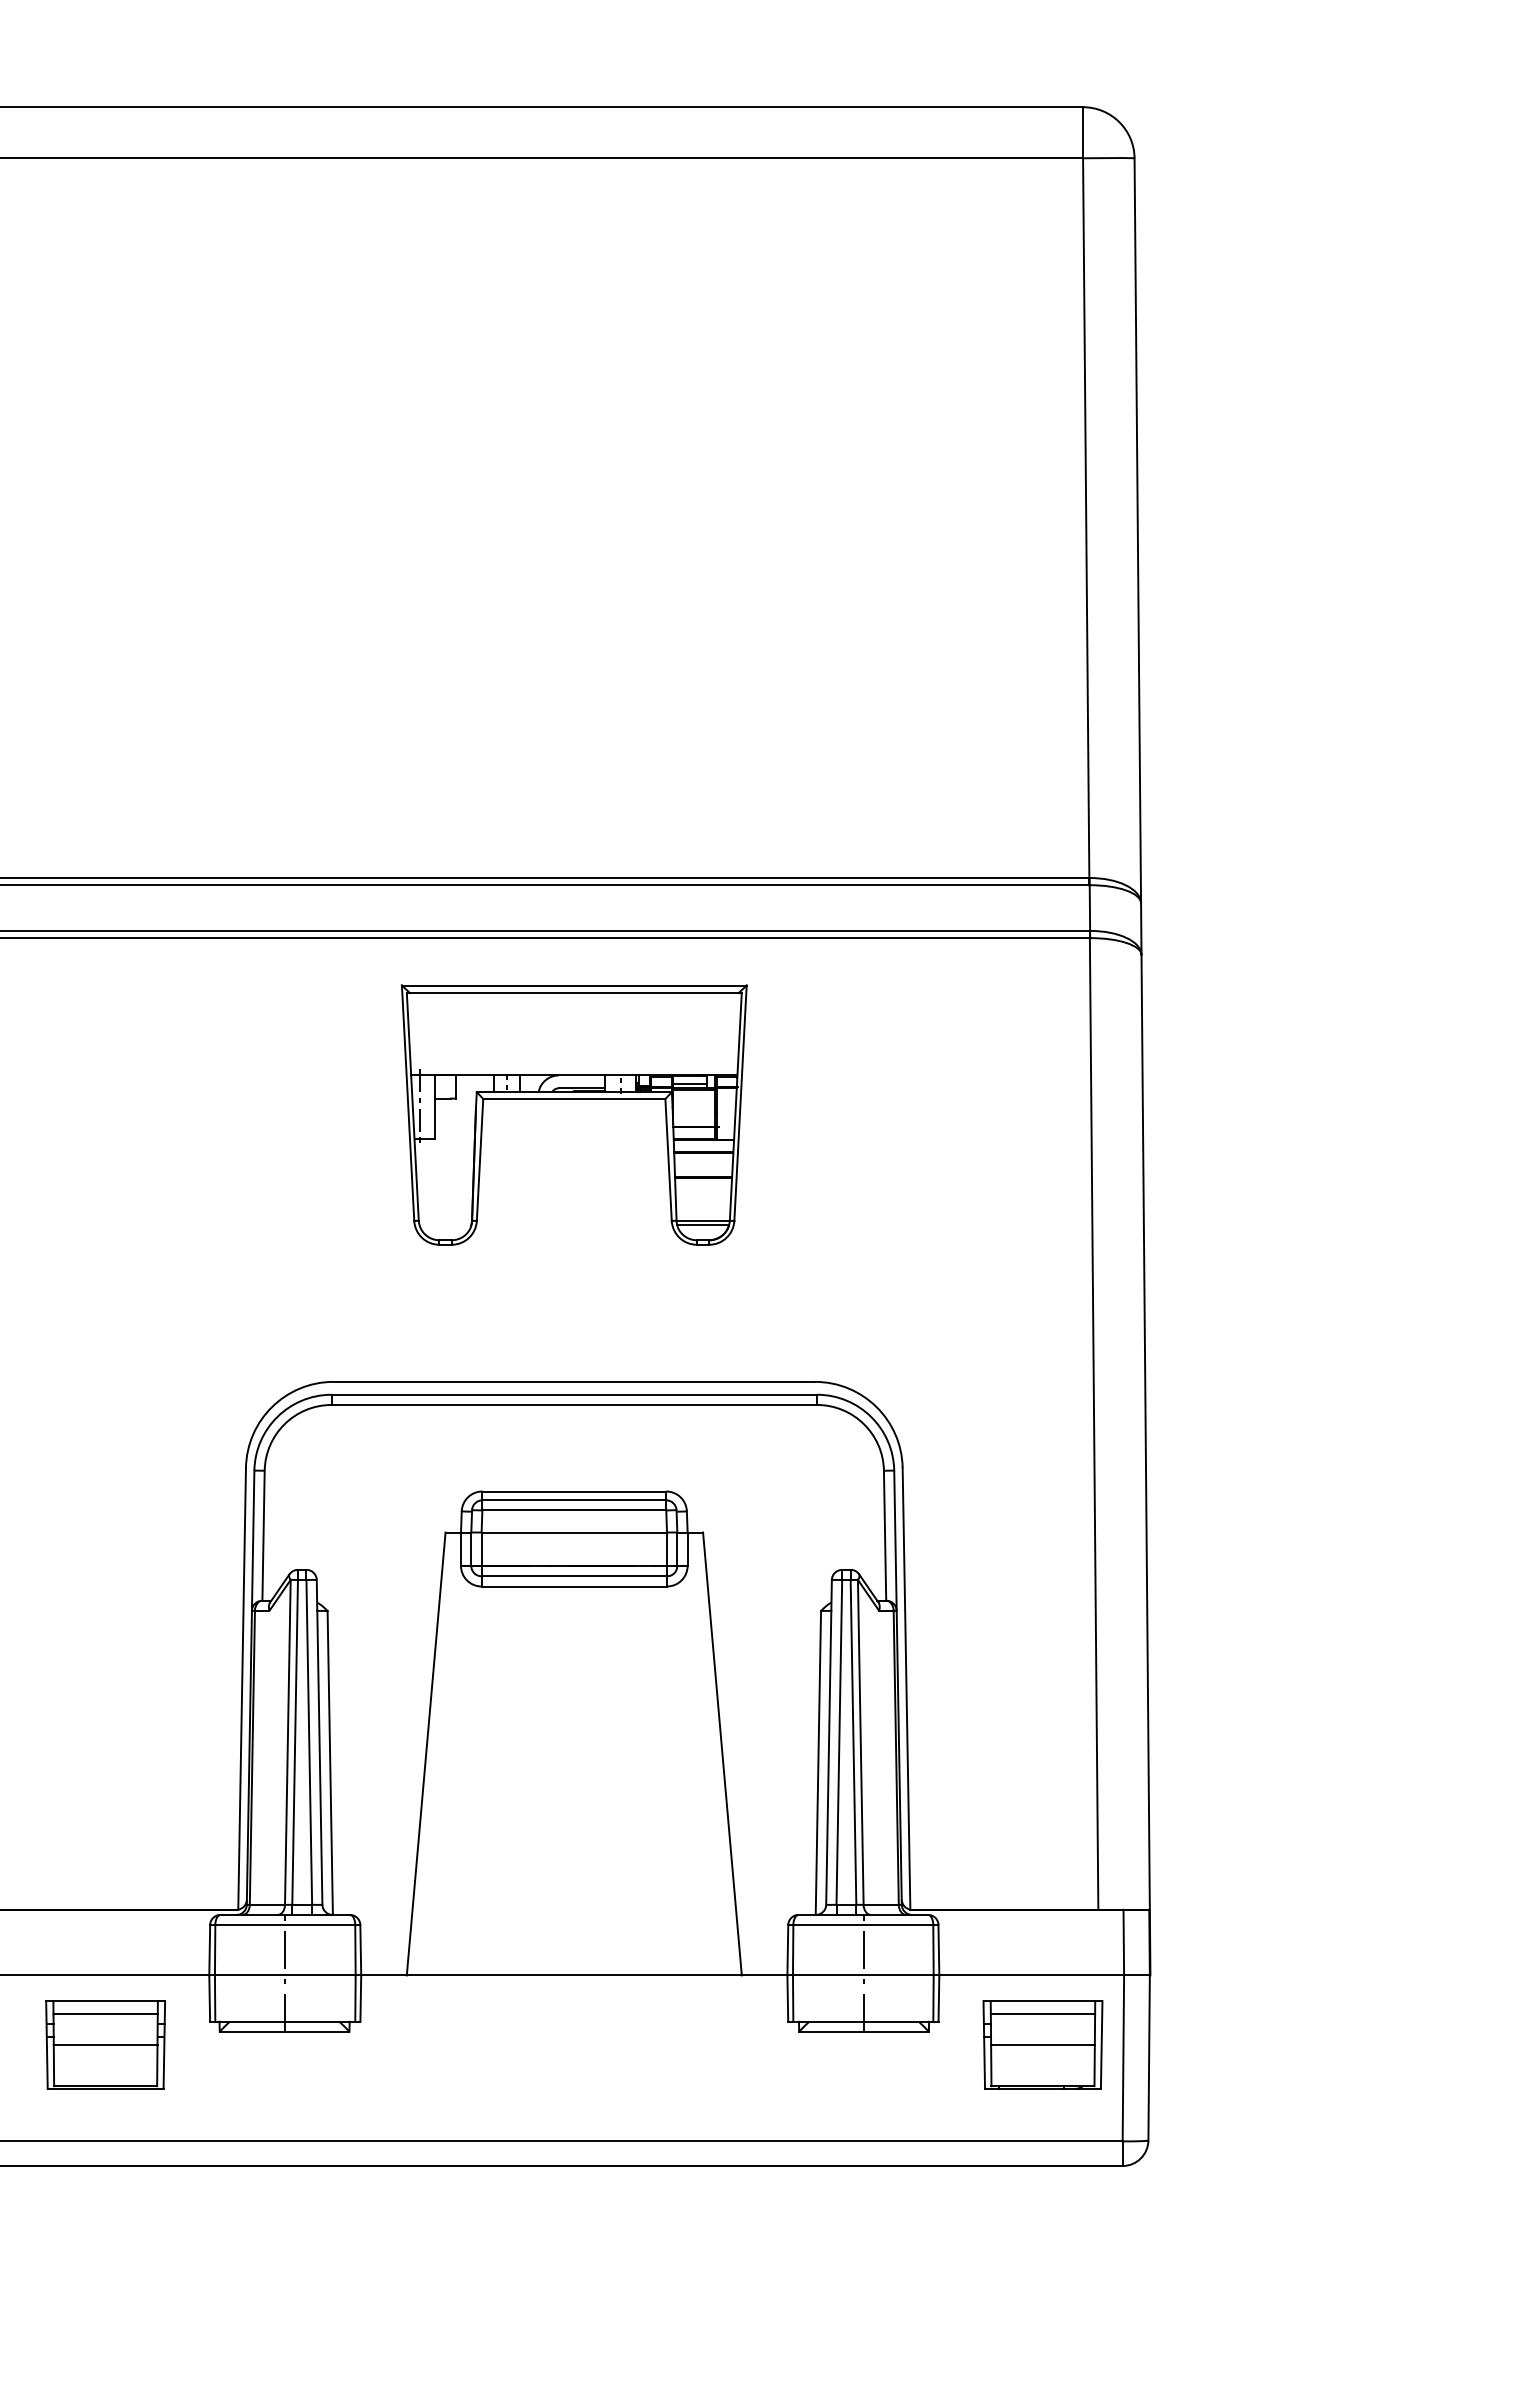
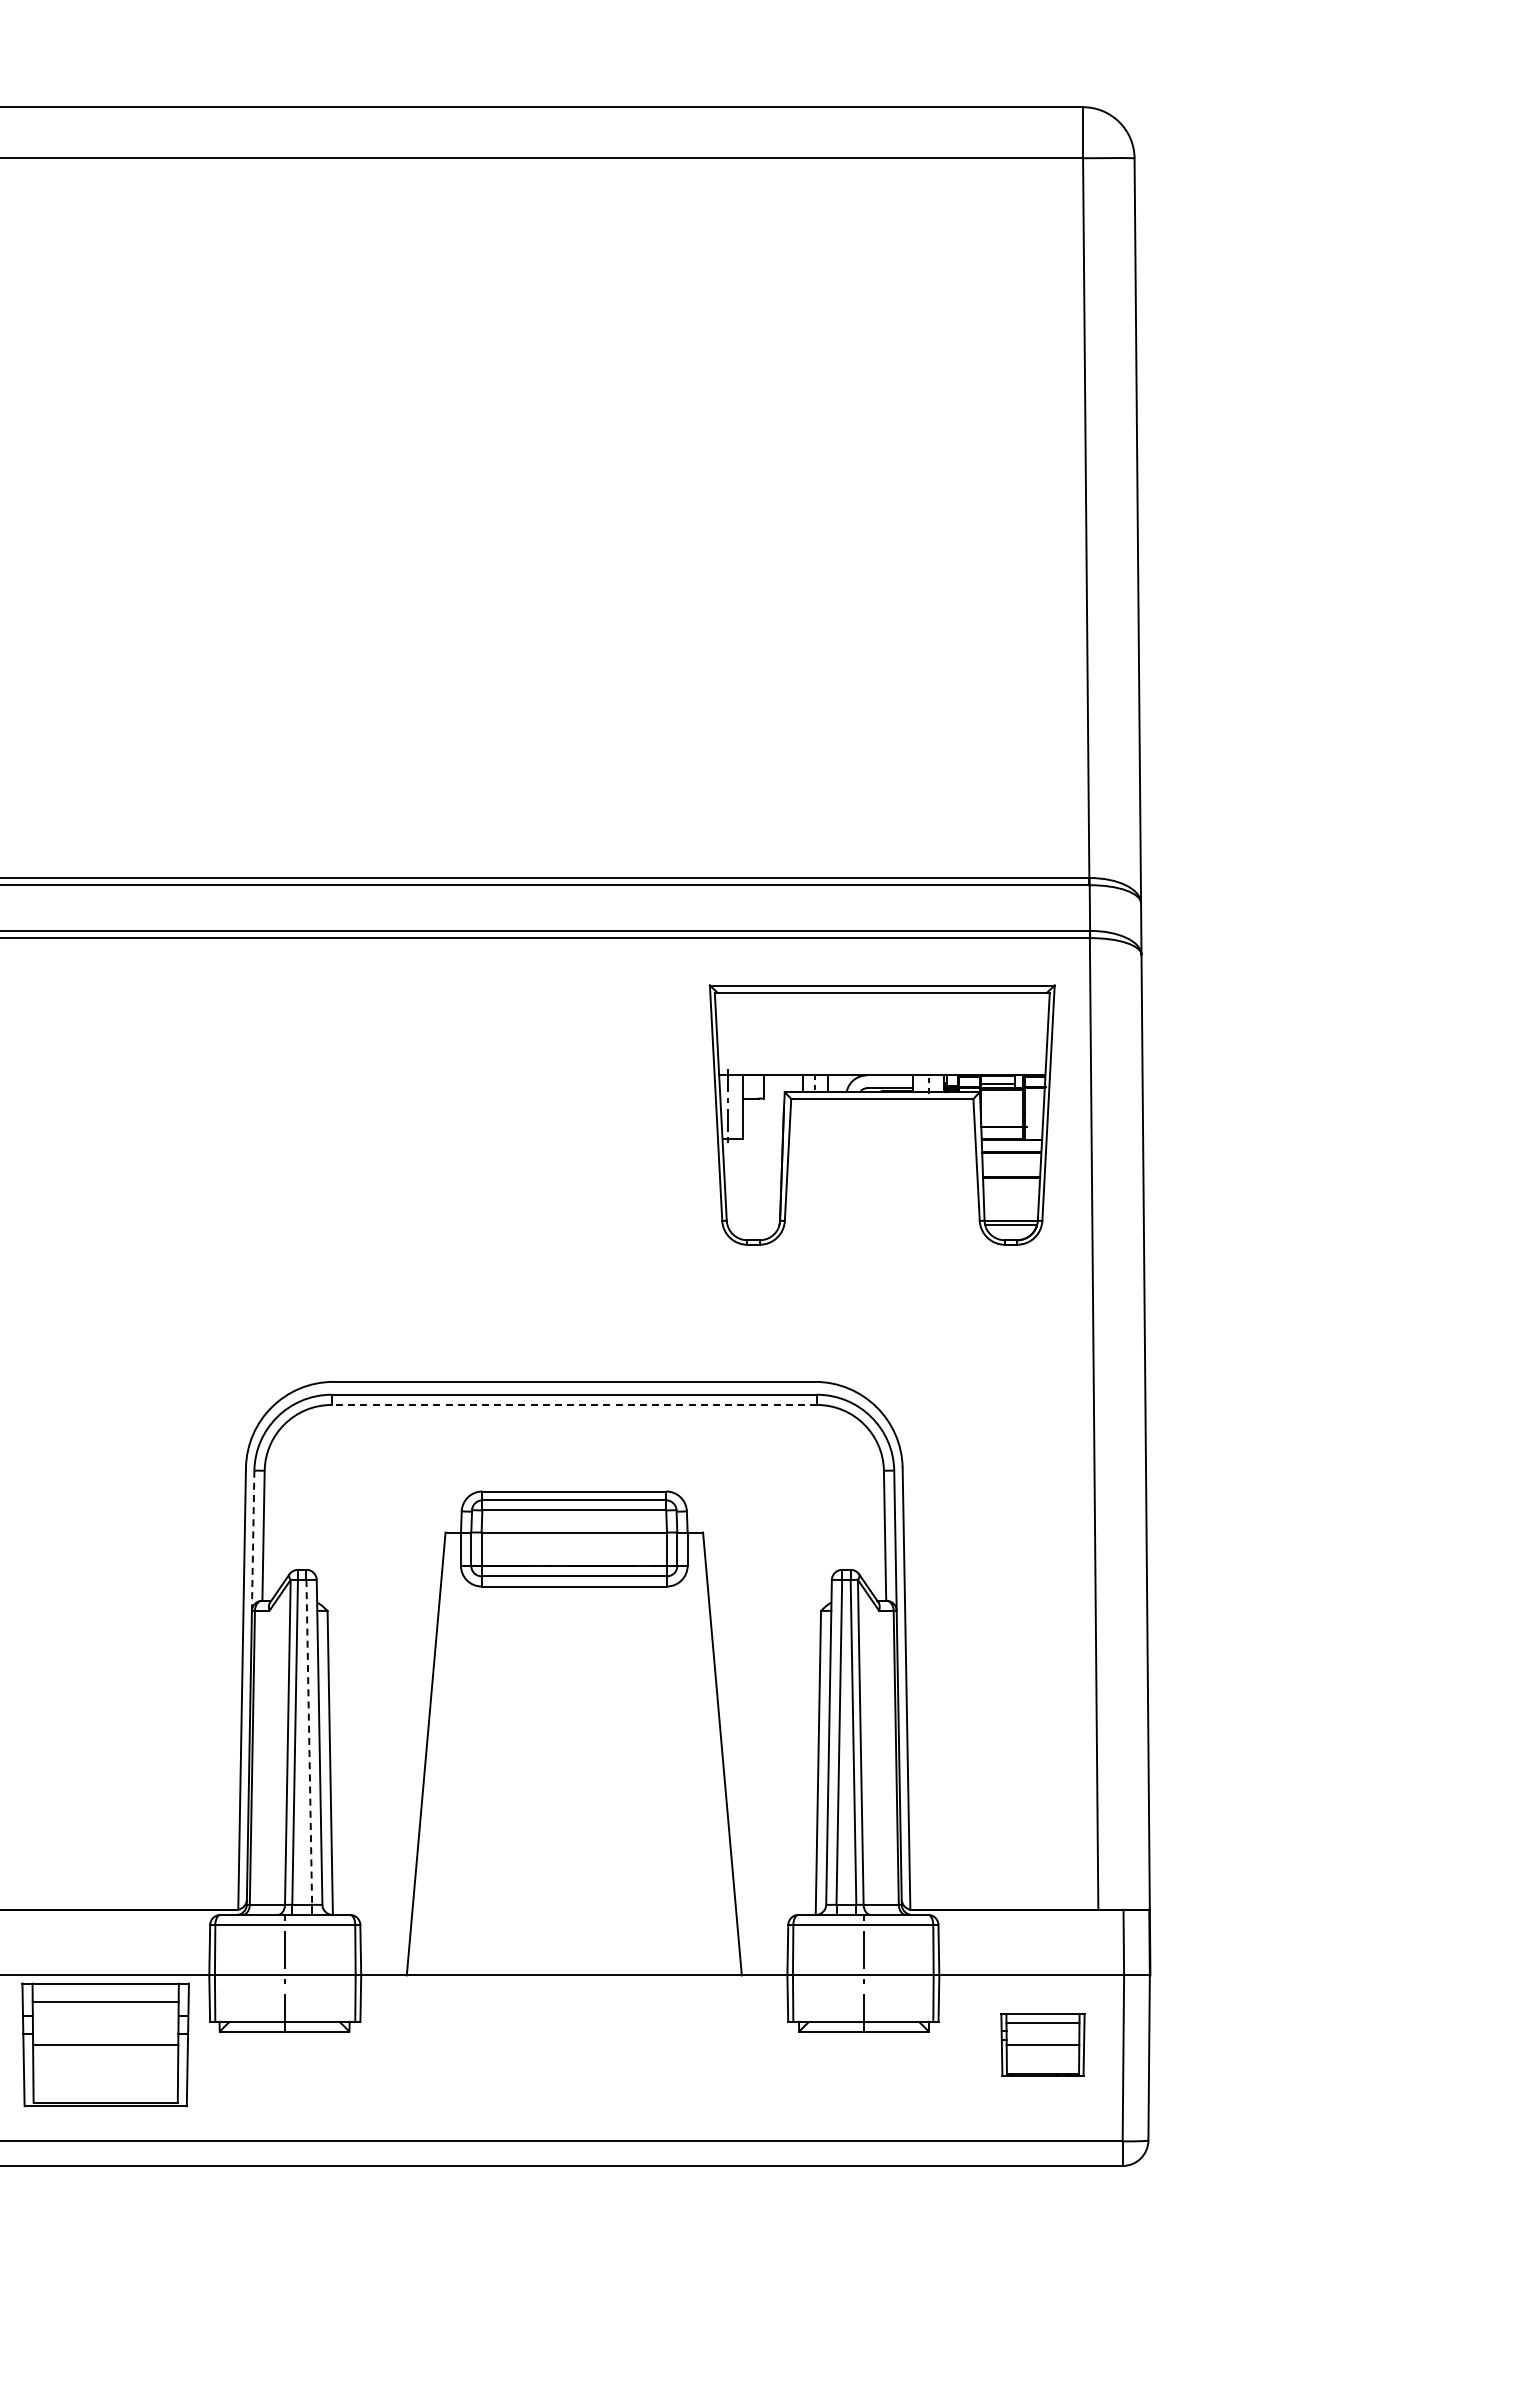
part position: (573, 1099) -> (881, 1099) (881, 1099)
line: solid -> dashed (574, 1404)
line: solid -> dashed (253, 1541)
line: solid -> dashed (309, 1742)
part size: 121x90 px -> 169x126 px (105, 2044)
part size: 122x90 px -> 86x64 px (1042, 2044)
